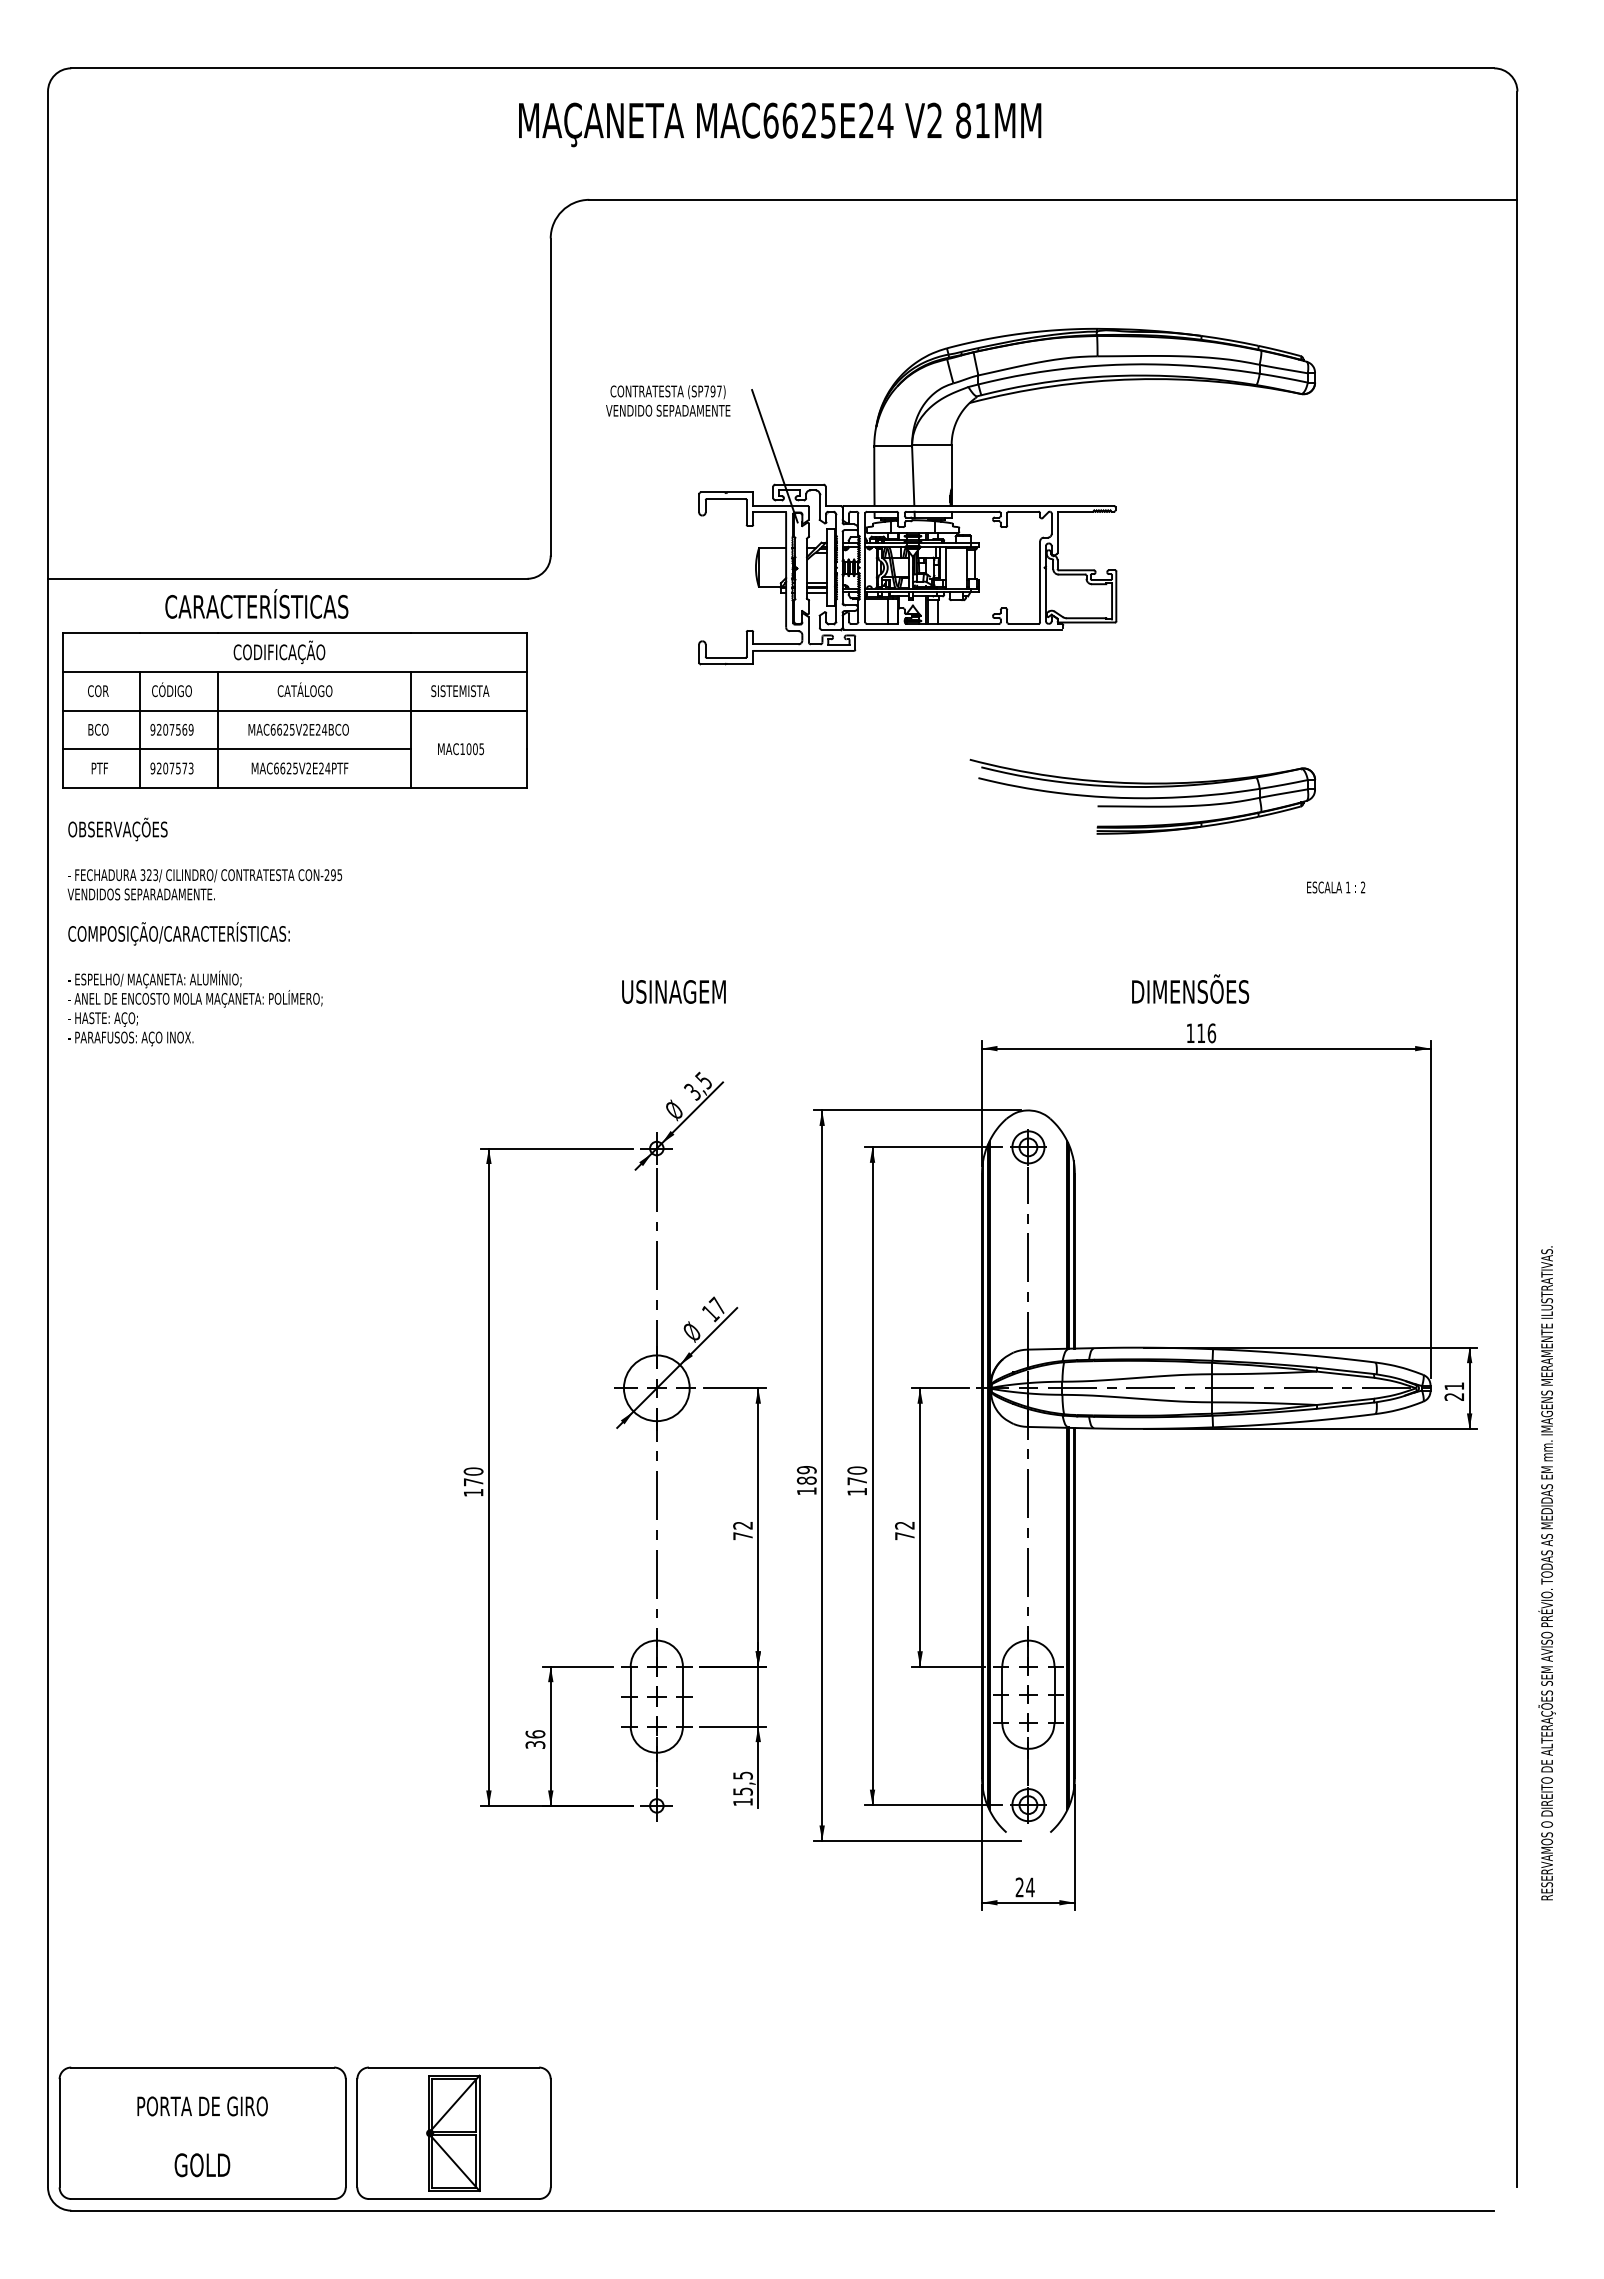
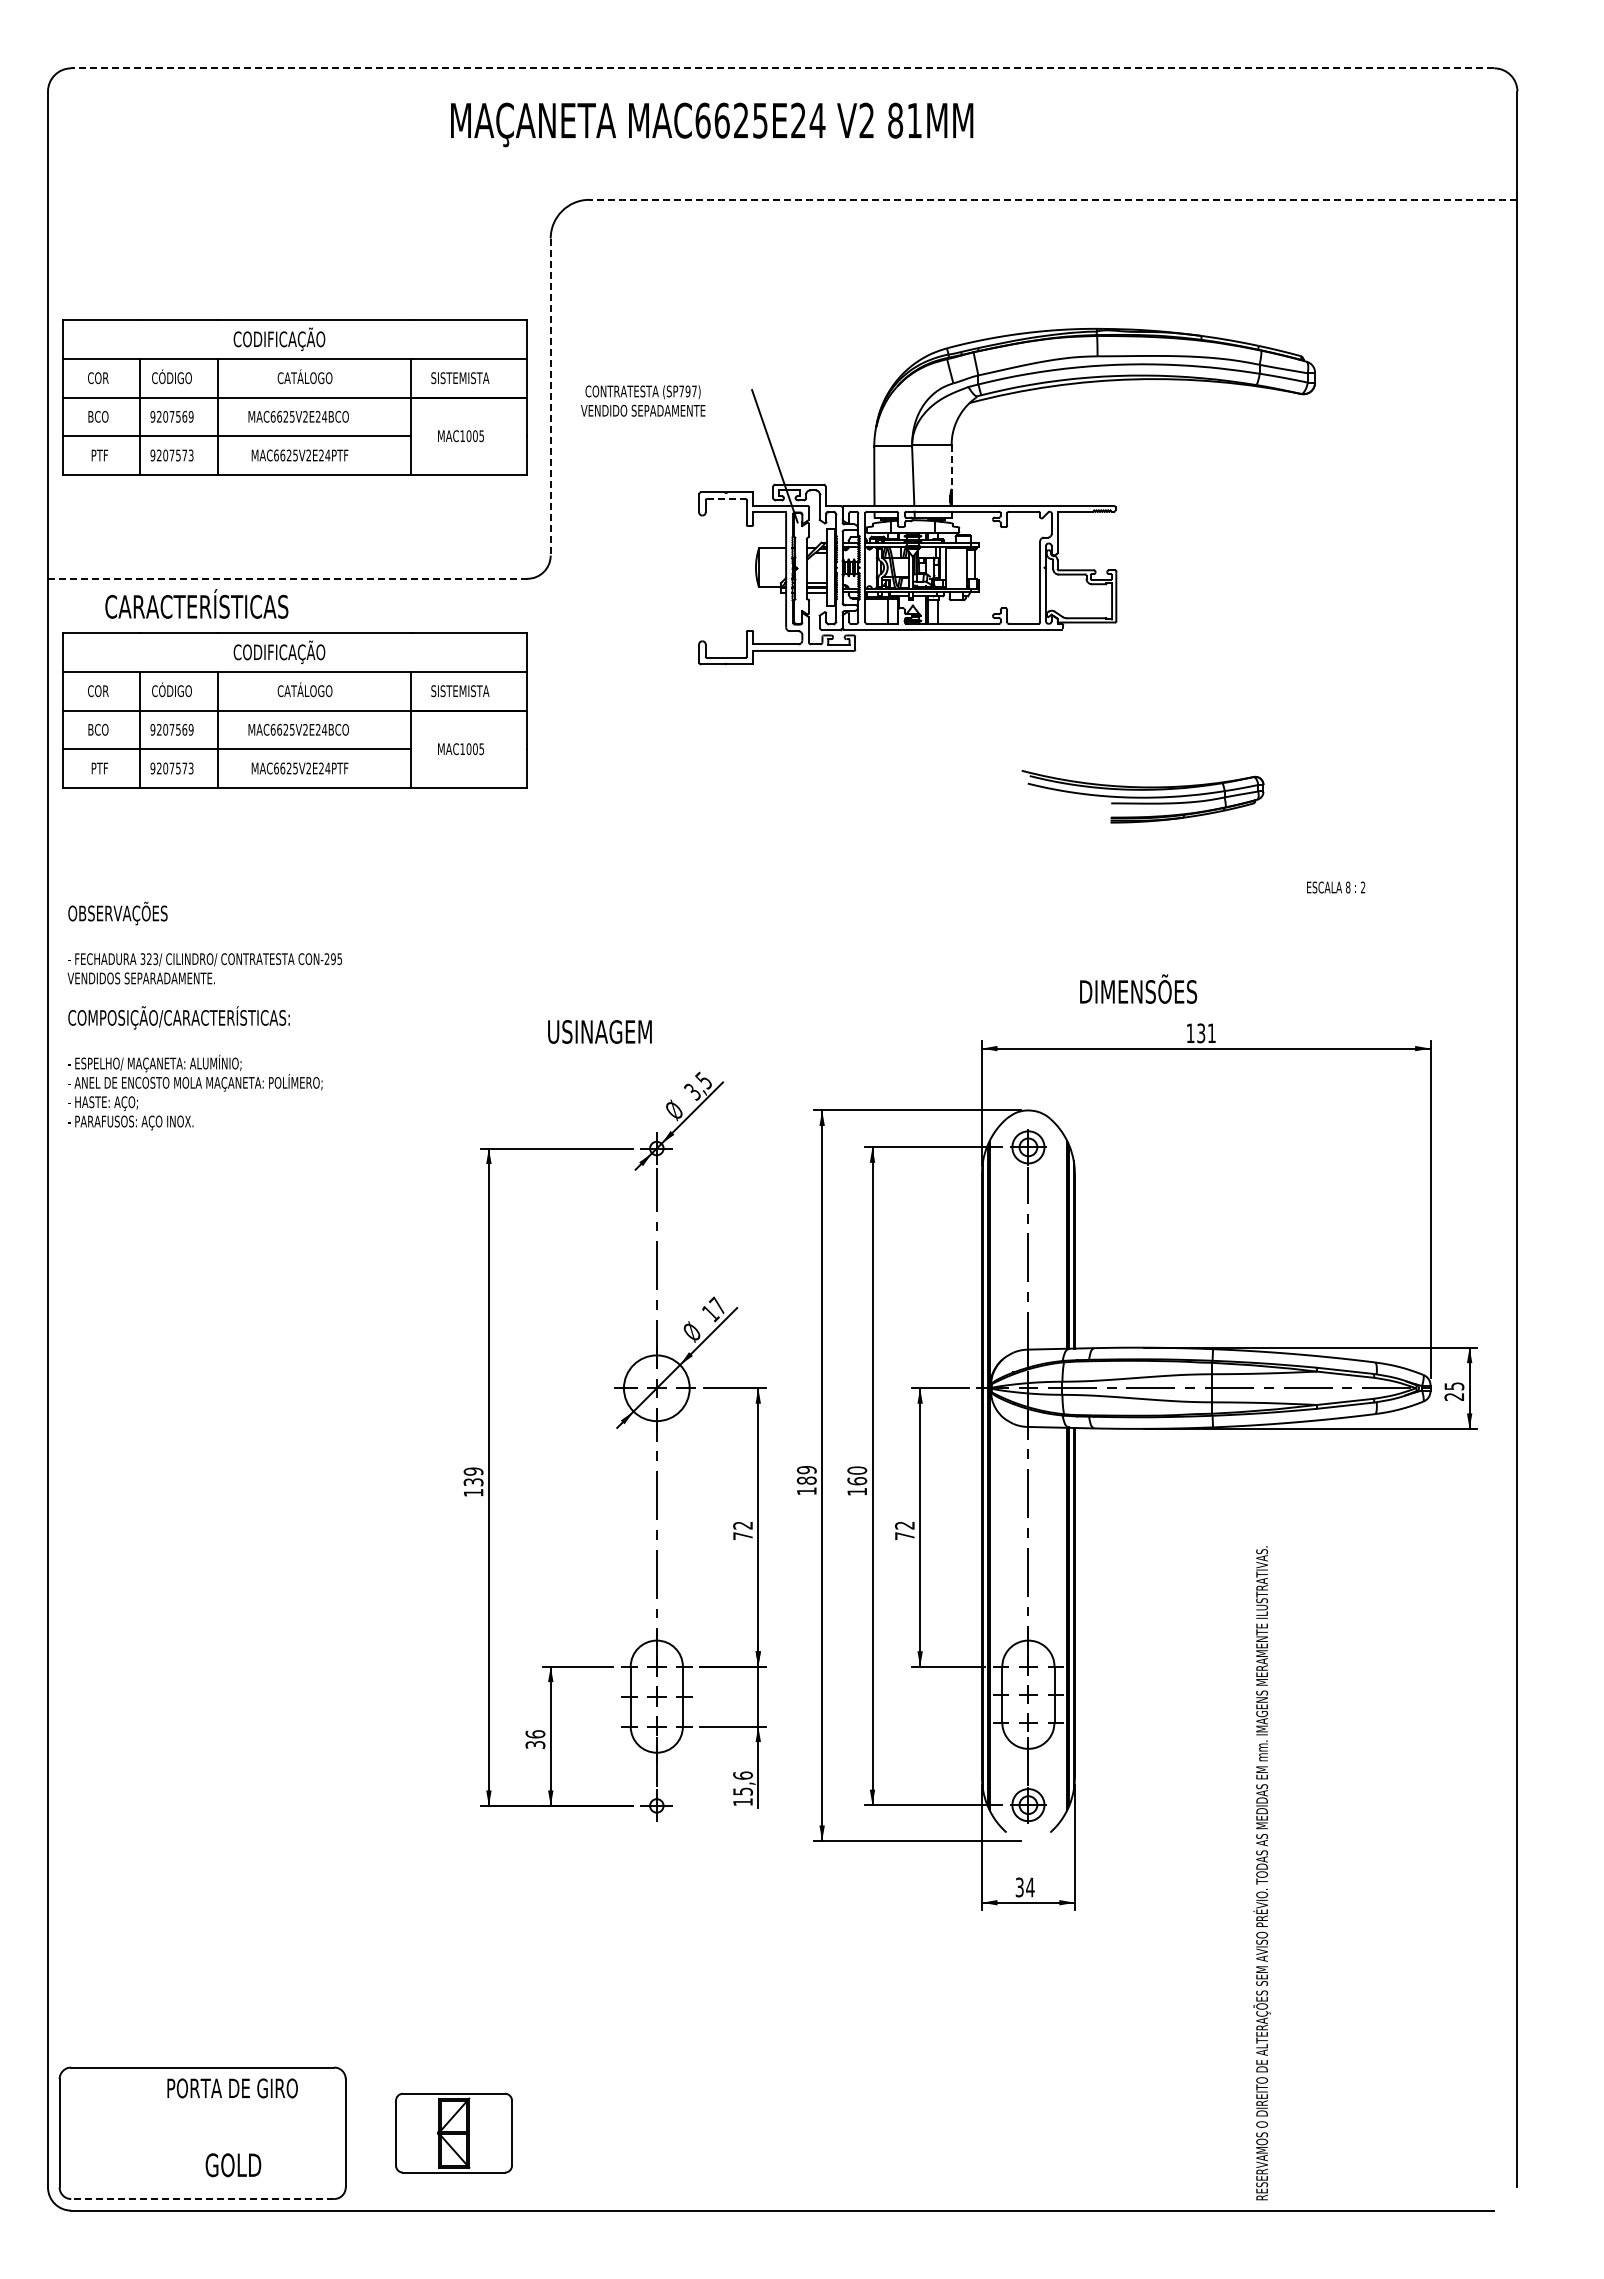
line: solid -> dashed (782, 68)
text position: (780, 124) -> (712, 124) (712, 124)
line: solid -> dashed (1052, 199)
part: none -> present (294, 397)
line: solid -> dashed (550, 397)
text position: (668, 400) -> (643, 400) (643, 400)
line: solid -> dashed (951, 466)
line: solid -> dashed (726, 498)
line: solid -> dashed (287, 578)
text position: (256, 603) -> (196, 603) (196, 603)
part size: 348x77 px -> 244x54 px (1142, 796)
text: 1 -> 8 (1348, 887)
text position: (204, 931) -> (204, 1015) (204, 1015)
text position: (1190, 988) -> (1138, 988) (1138, 988)
text position: (673, 991) -> (599, 1031) (599, 1031)
text: 116 -> 131 (1206, 1033)
text: 21 -> 25 (1454, 1386)
text: 170 -> 139 (473, 1476)
text: 170 -> 160 (857, 1481)
text position: (1546, 1573) -> (1261, 1873) (1261, 1873)
text: 15,5 -> 15,6 (742, 1775)
text: 24 -> 34 (1019, 1887)
text position: (202, 2106) -> (232, 2088) (232, 2088)
part size: 196x134 px -> 118x82 px (453, 2132)
text position: (202, 2165) -> (233, 2165) (233, 2165)
line: solid -> dashed (202, 2199)
